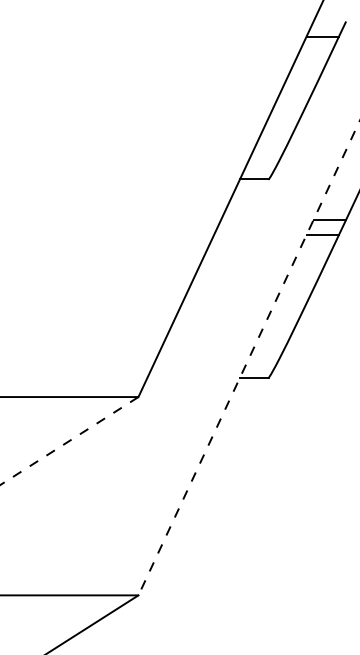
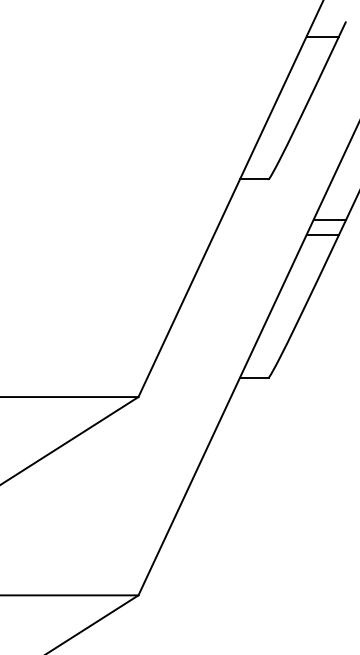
line: dashed -> solid (249, 358)
line: dashed -> solid (69, 441)
